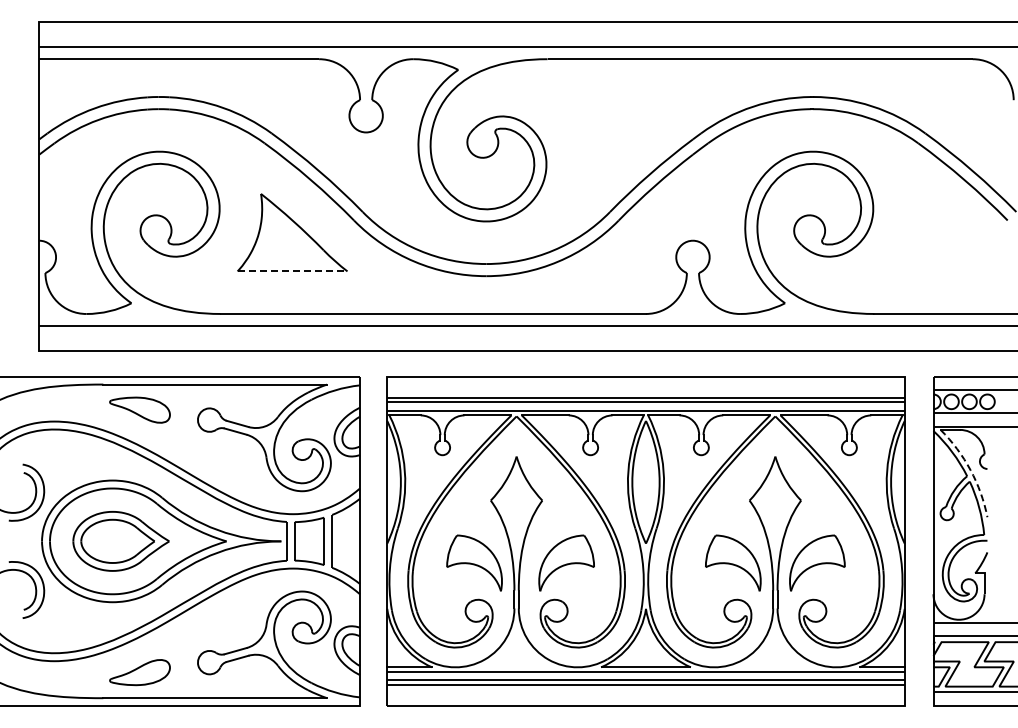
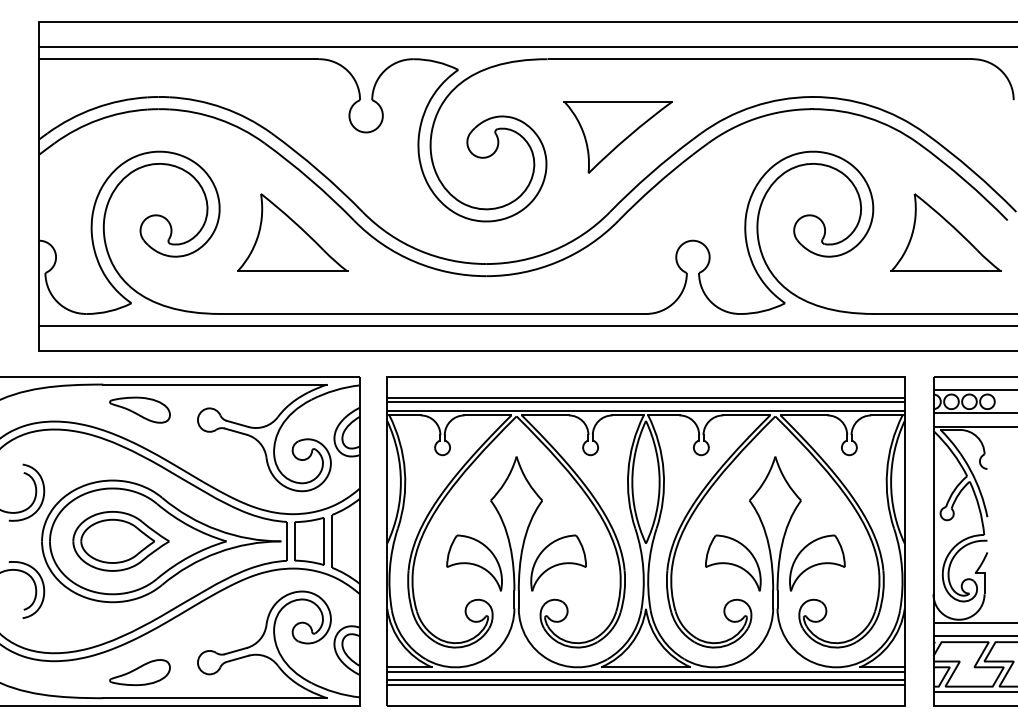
part: none -> present (617, 137)
part: none -> present (945, 232)
line: dashed -> solid (292, 271)
arc: dashed -> solid (970, 470)
part position: (566, 562) -> (558, 562) (558, 562)
